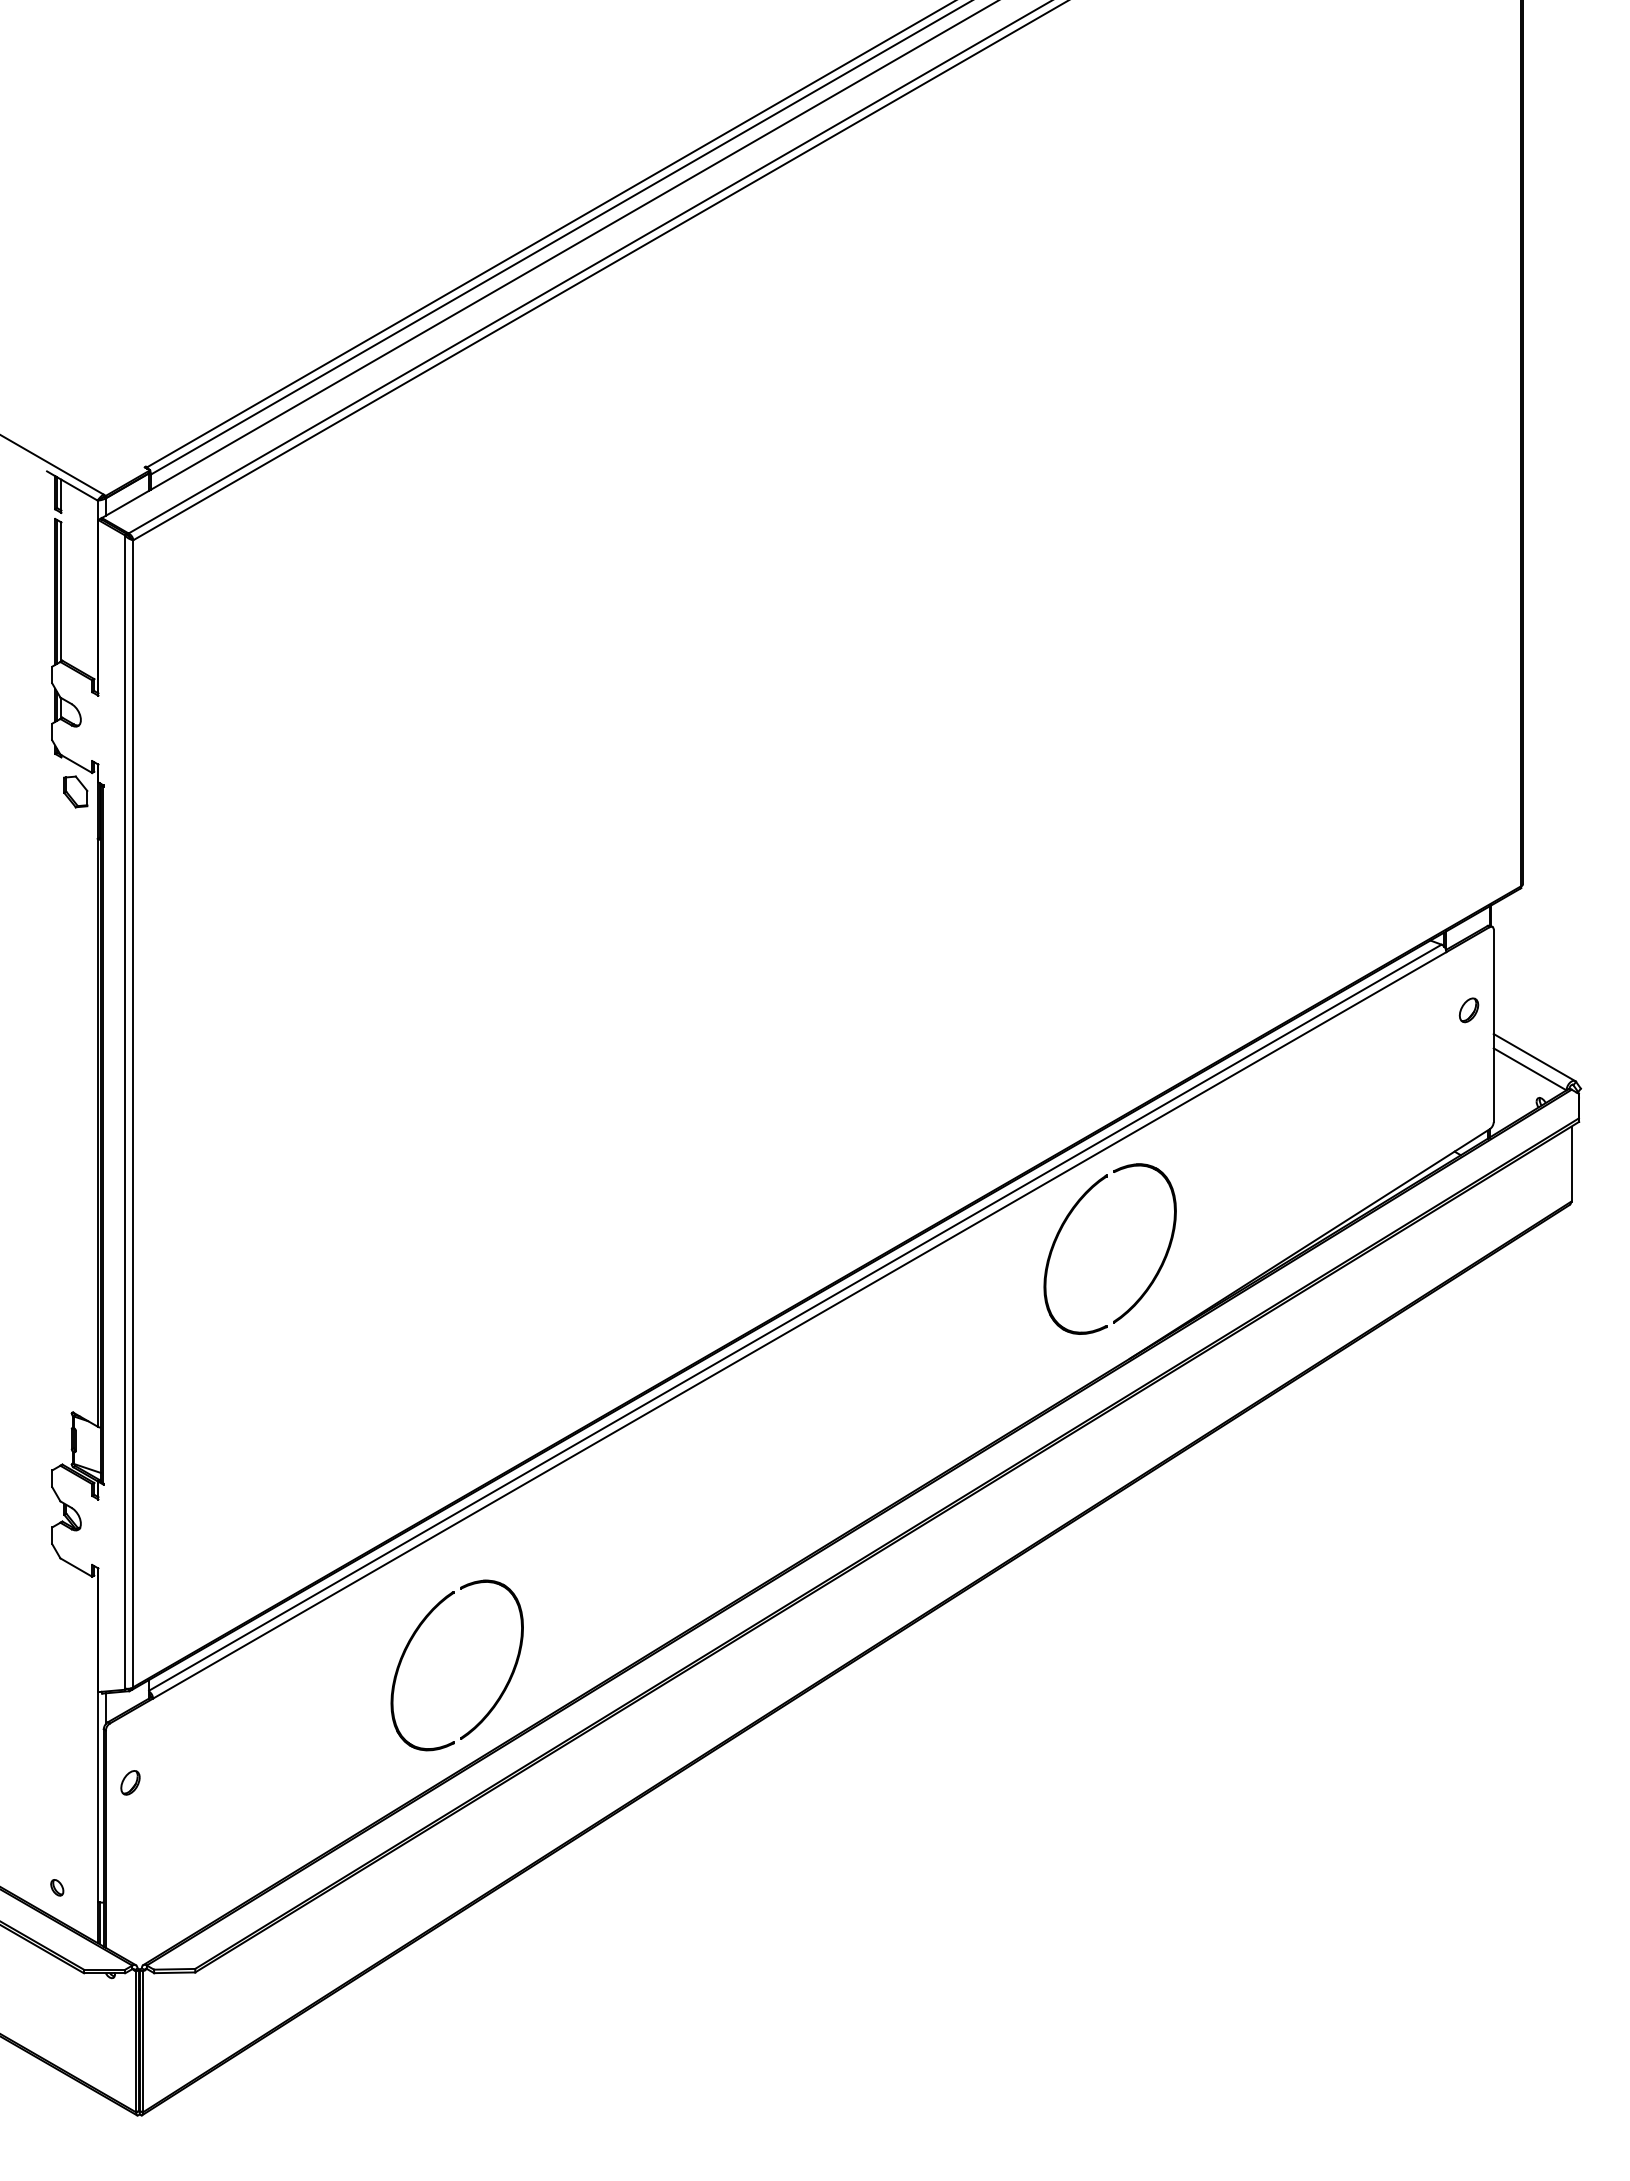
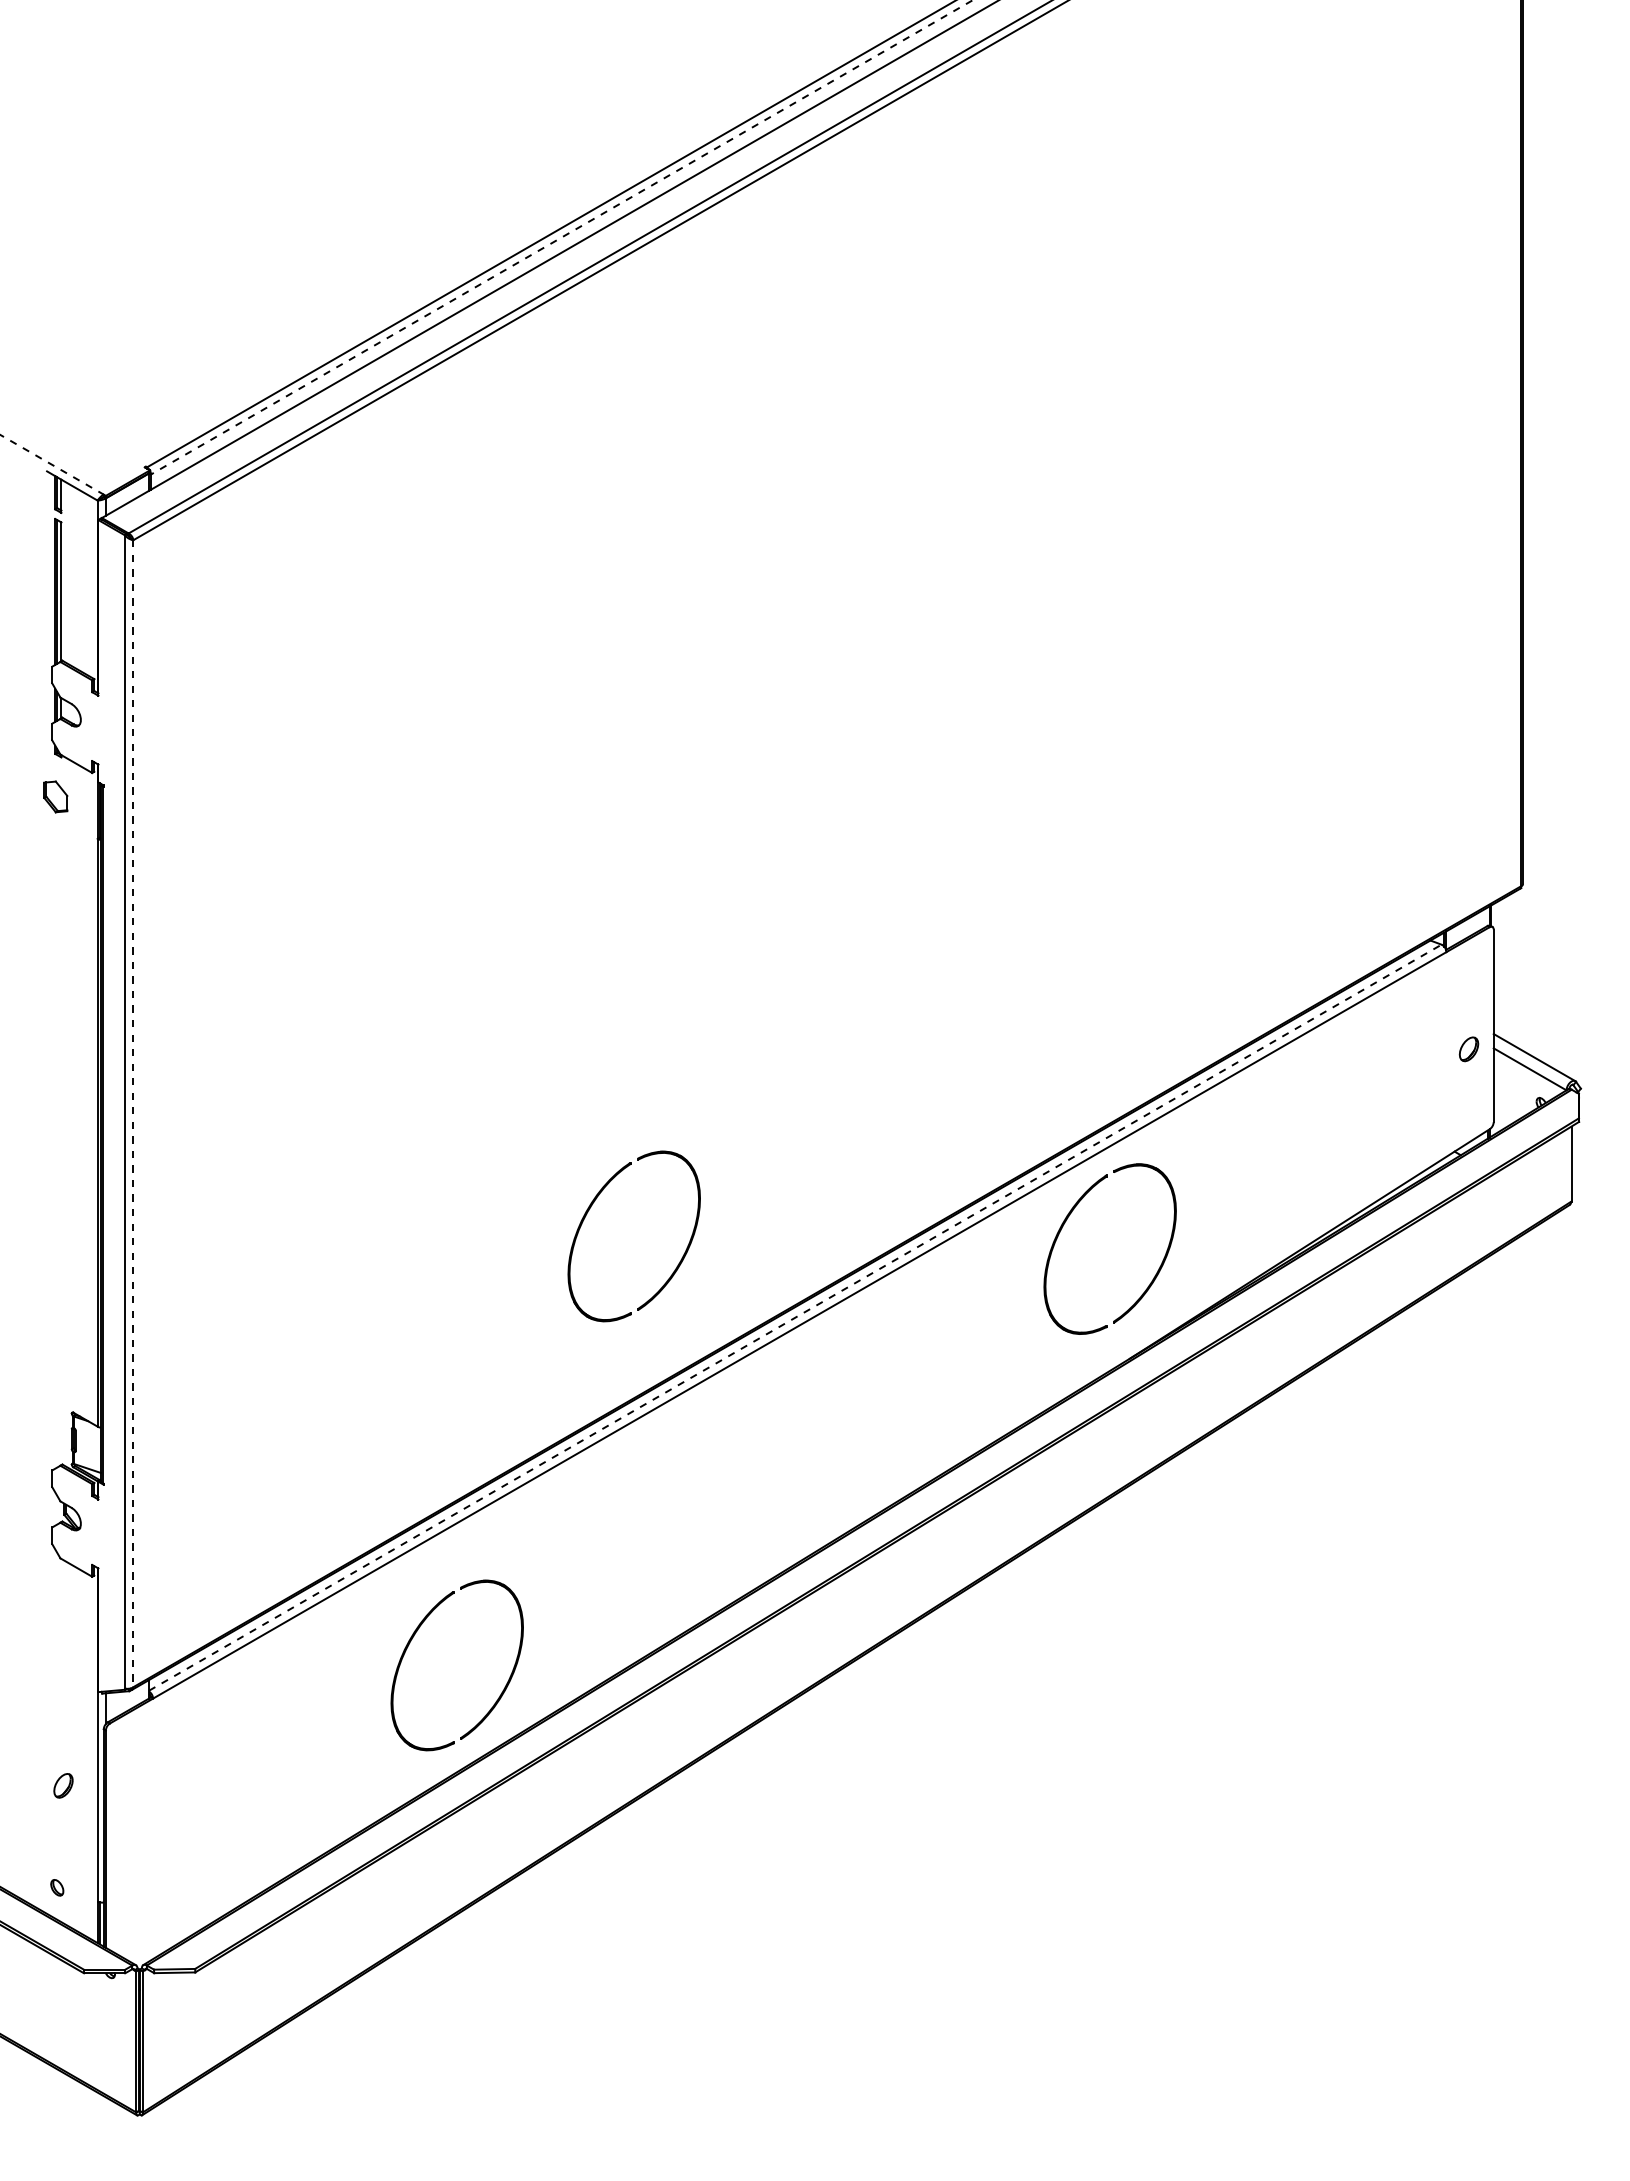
line: solid -> dashed (561, 237)
line: solid -> dashed (52, 465)
part position: (75, 791) -> (55, 796) (55, 796)
part position: (1468, 1010) -> (1468, 1049) (1468, 1049)
line: solid -> dashed (133, 1114)
part: none -> present (587, 1214)
line: solid -> dashed (795, 1317)
part position: (130, 1782) -> (63, 1785) (63, 1785)
